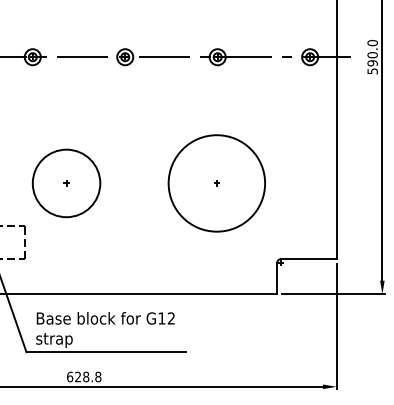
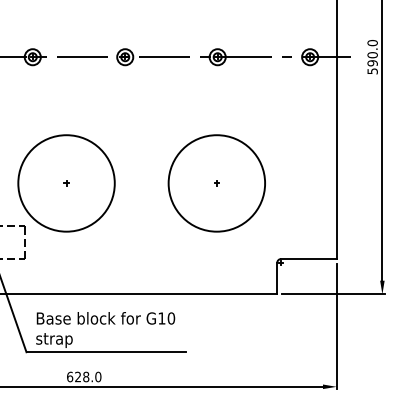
circle diameter: 68 px -> 96 px (66, 183)
text: G12 -> G10 (171, 318)
text: 628.8 -> 628.0 (98, 376)
